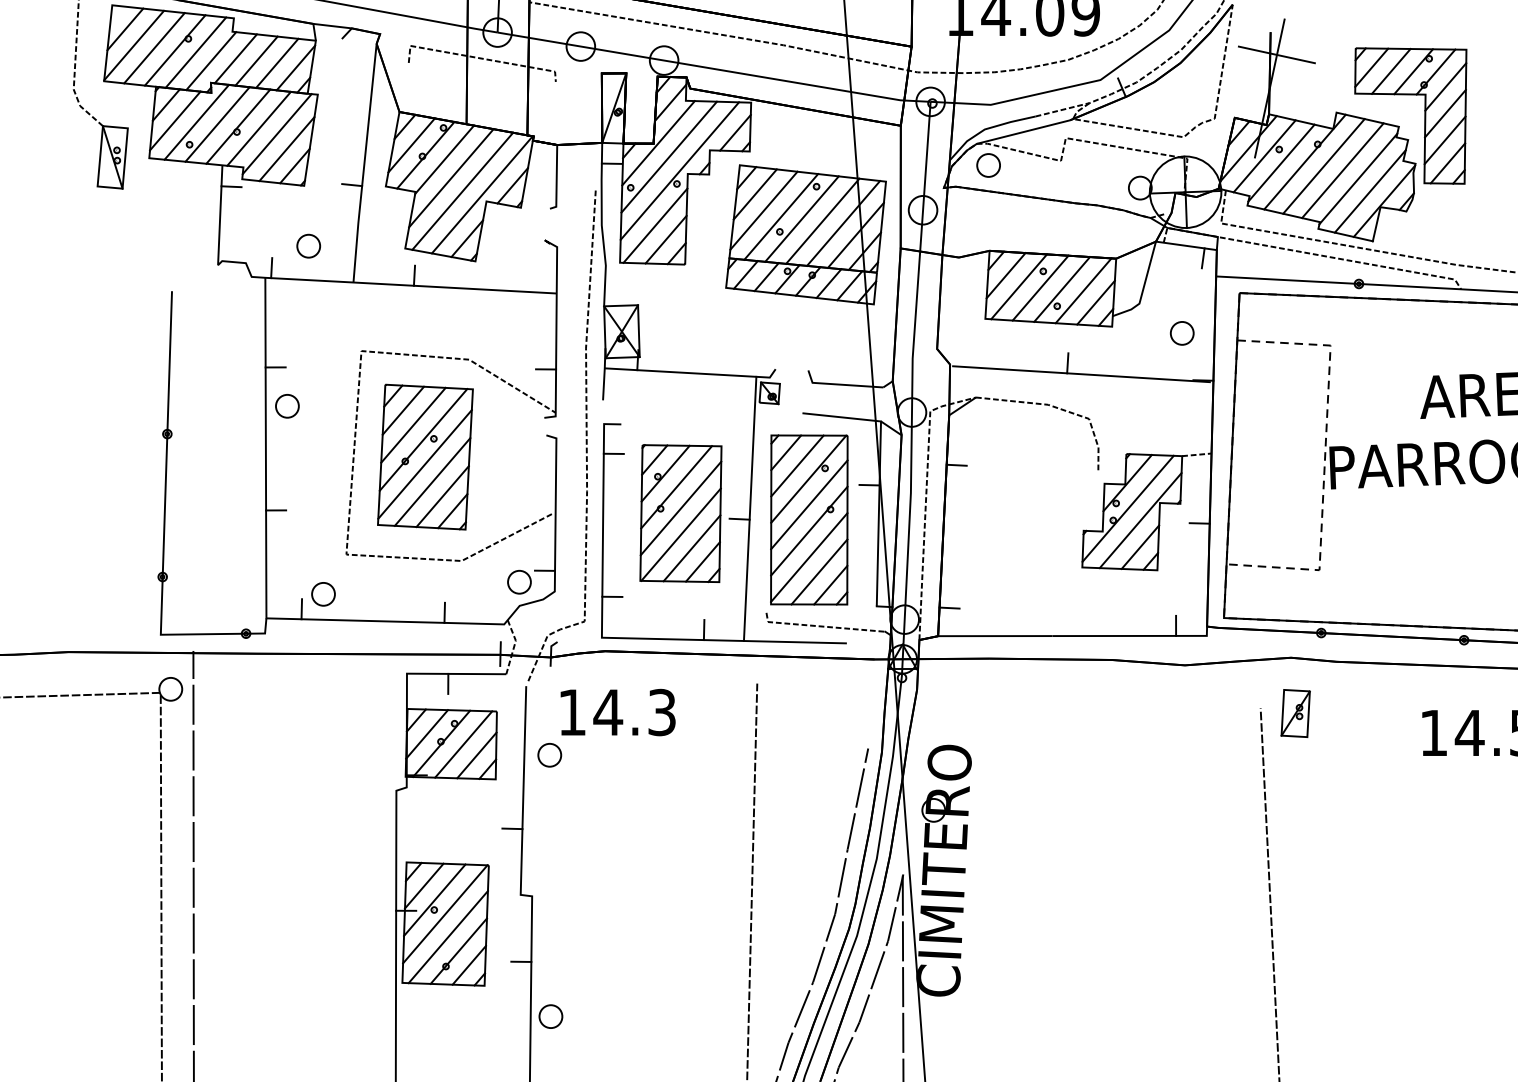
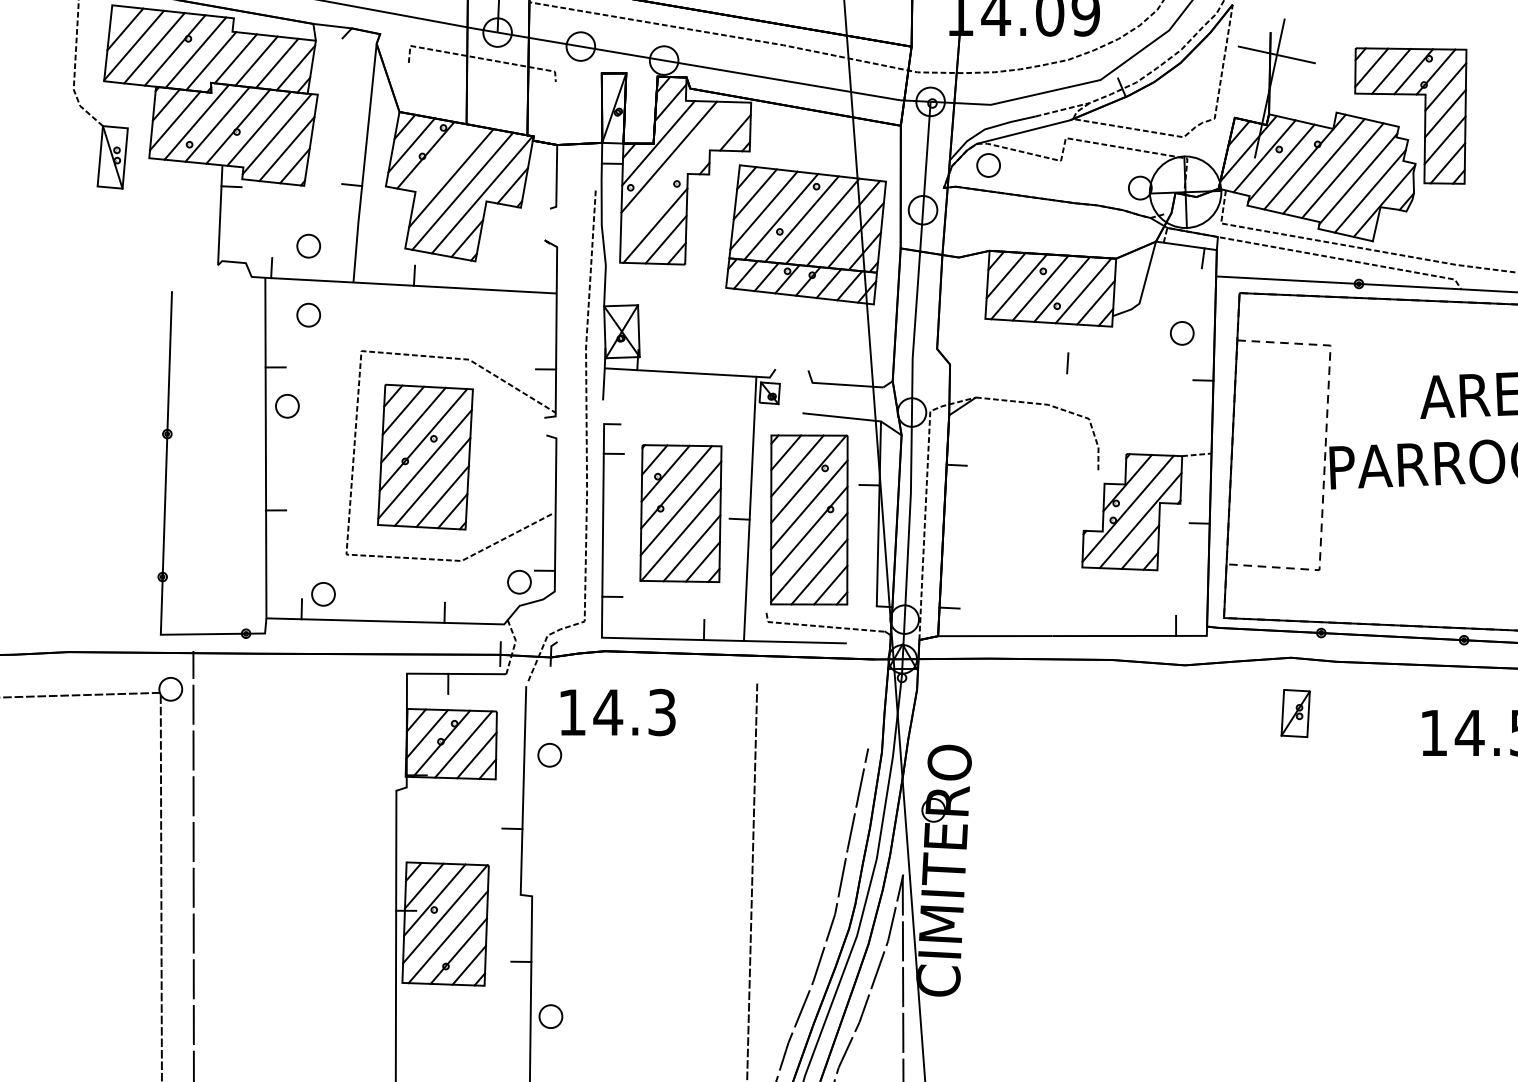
line: present -> none (444, 159)
line: present -> none (679, 170)
part: none -> present (308, 314)
line: present -> none (1081, 374)
line: present -> none (1269, 893)
